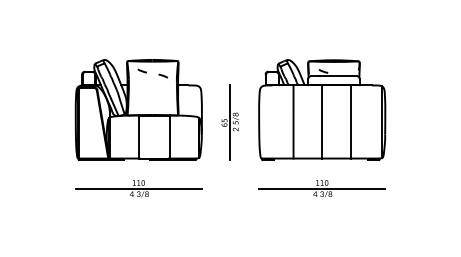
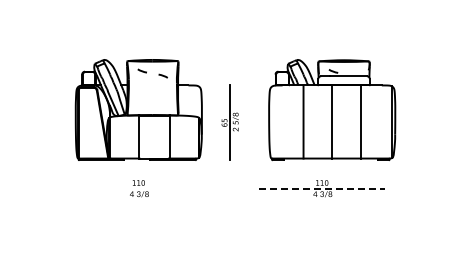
part position: (322, 109) -> (332, 109) (332, 109)
line: present -> none (138, 188)
line: solid -> dashed (322, 188)
